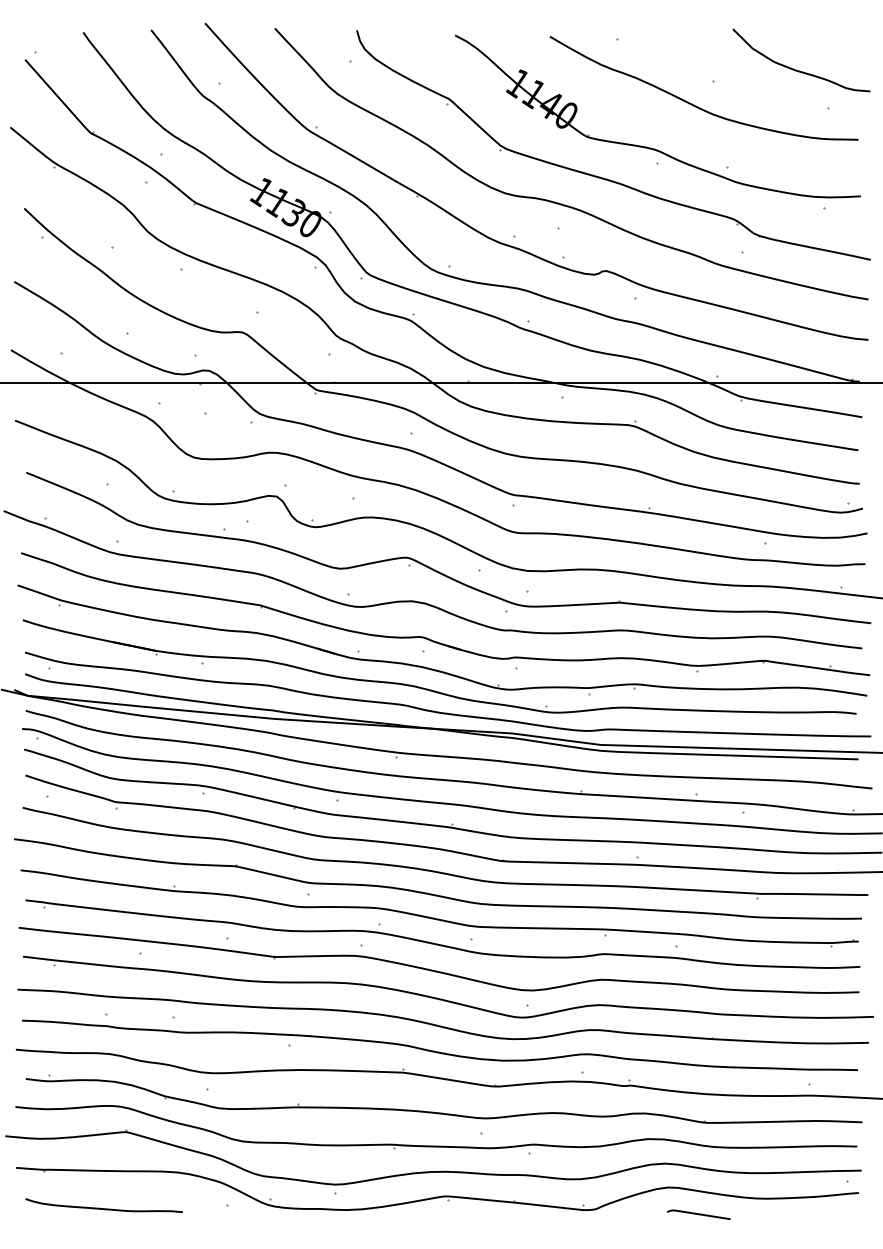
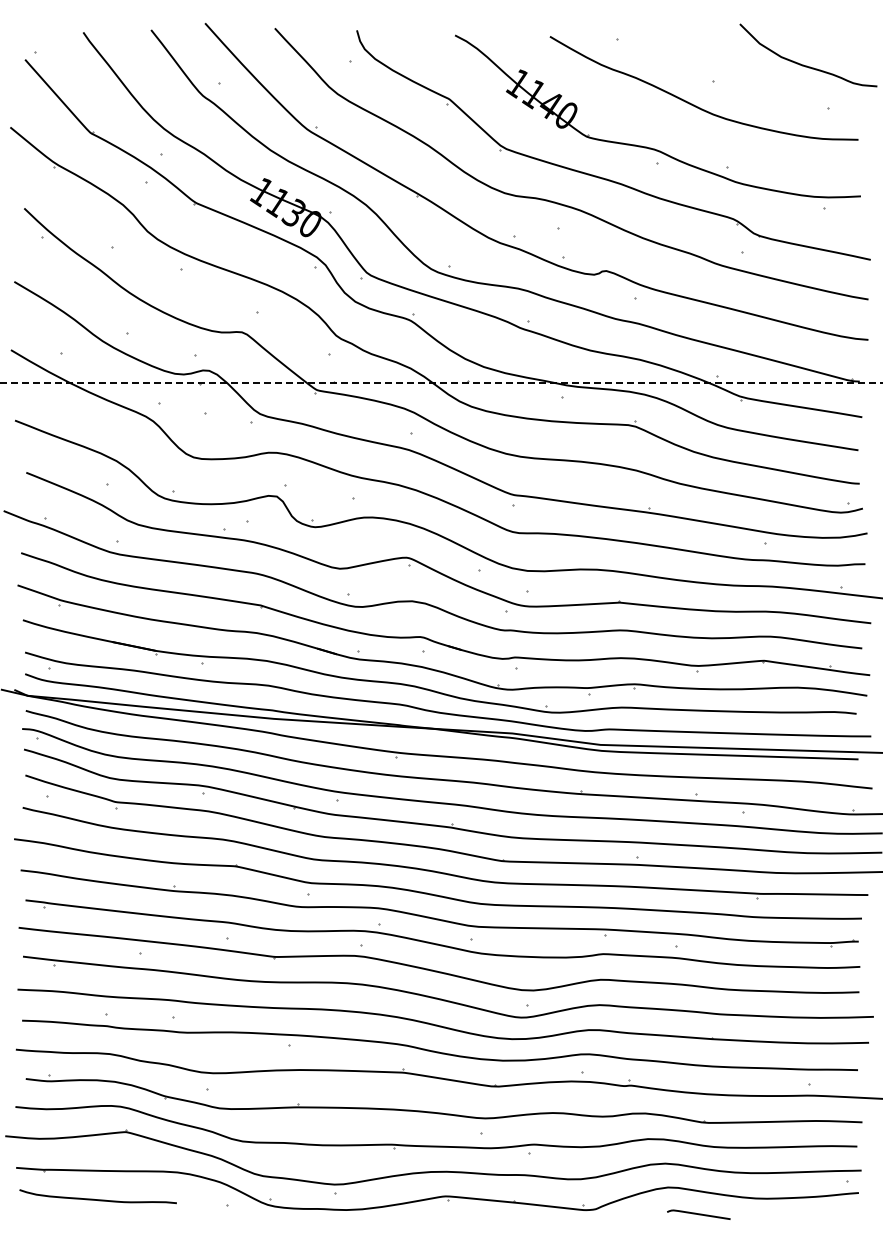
curve position: (800, 70) -> (807, 65) (807, 65)
line: solid -> dashed (441, 382)
curve position: (103, 1208) -> (97, 1199) (97, 1199)
